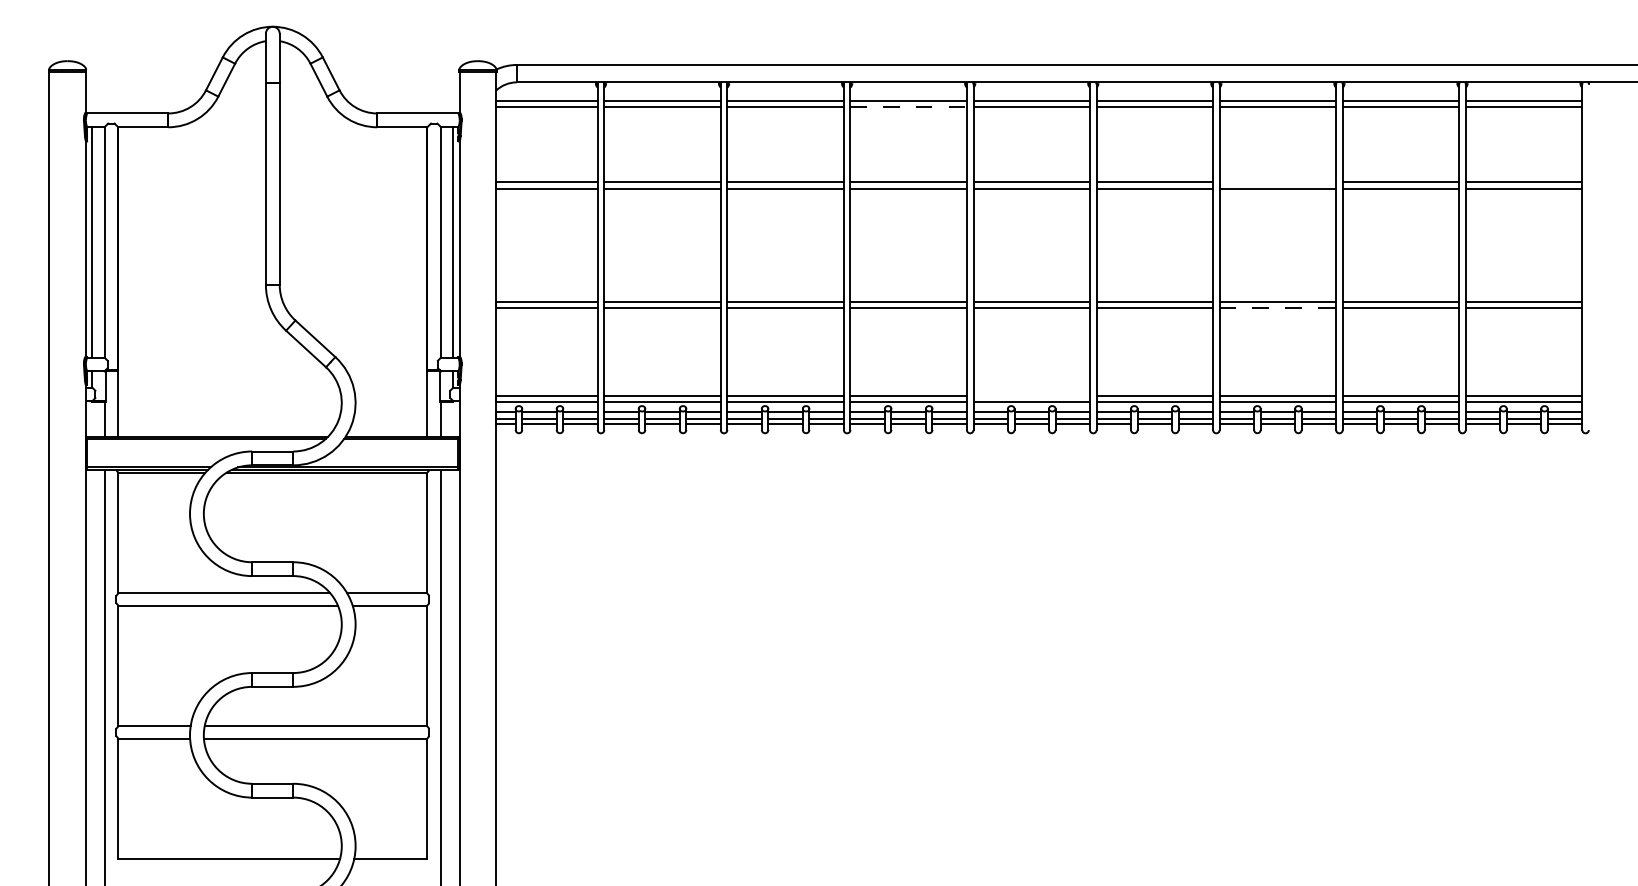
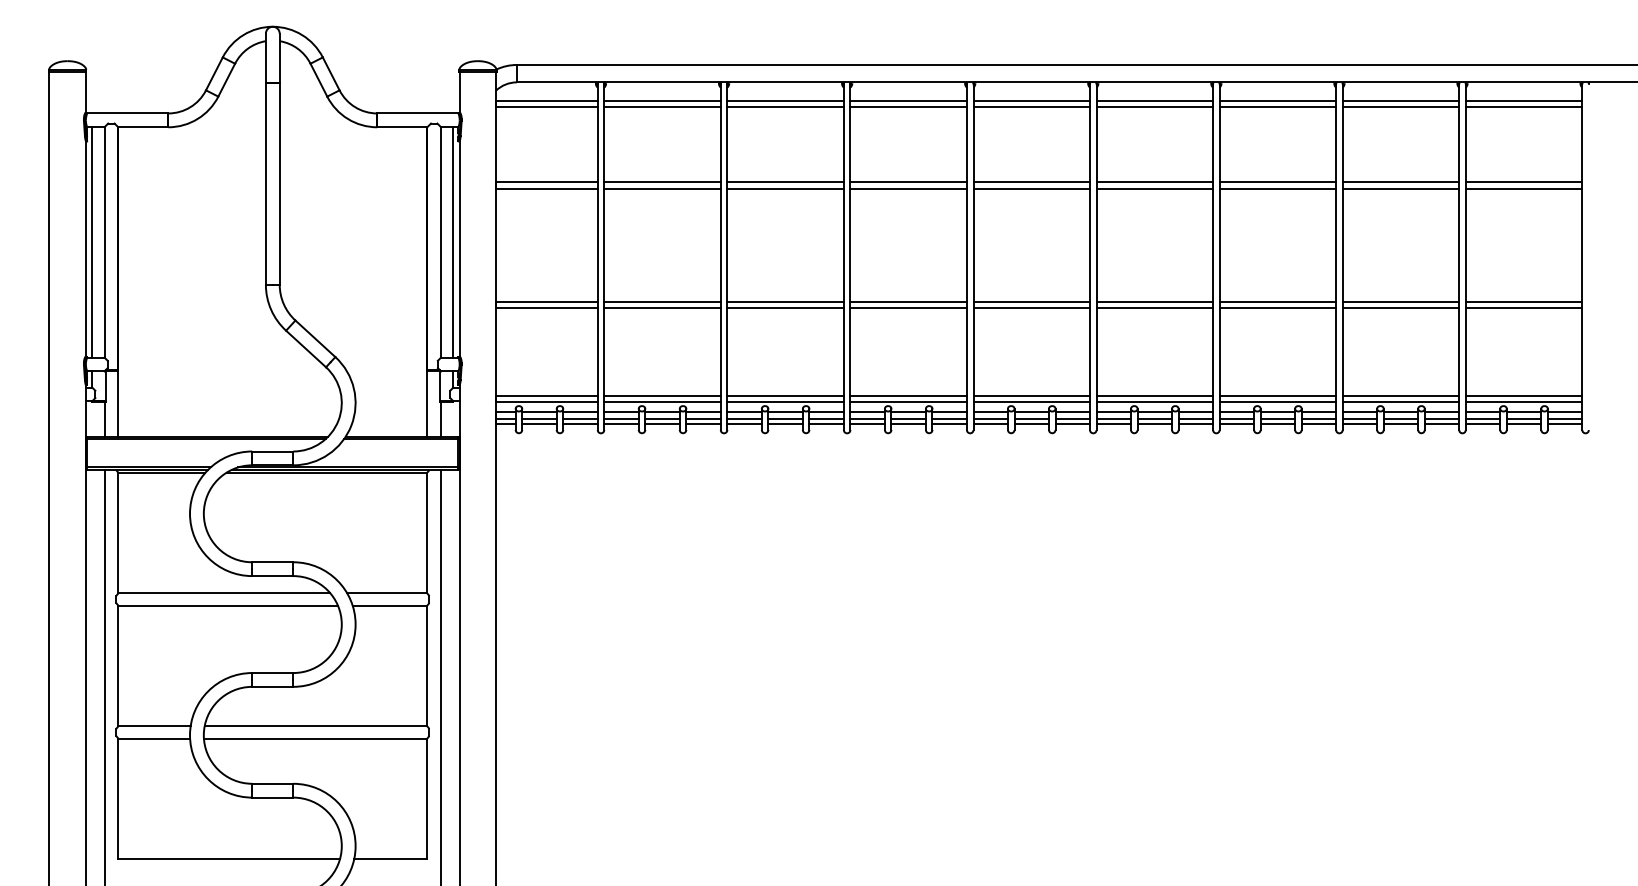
line: dashed -> solid (909, 107)
line: none -> present (1277, 182)
line: dashed -> solid (1278, 308)
line: none -> present (1031, 395)
